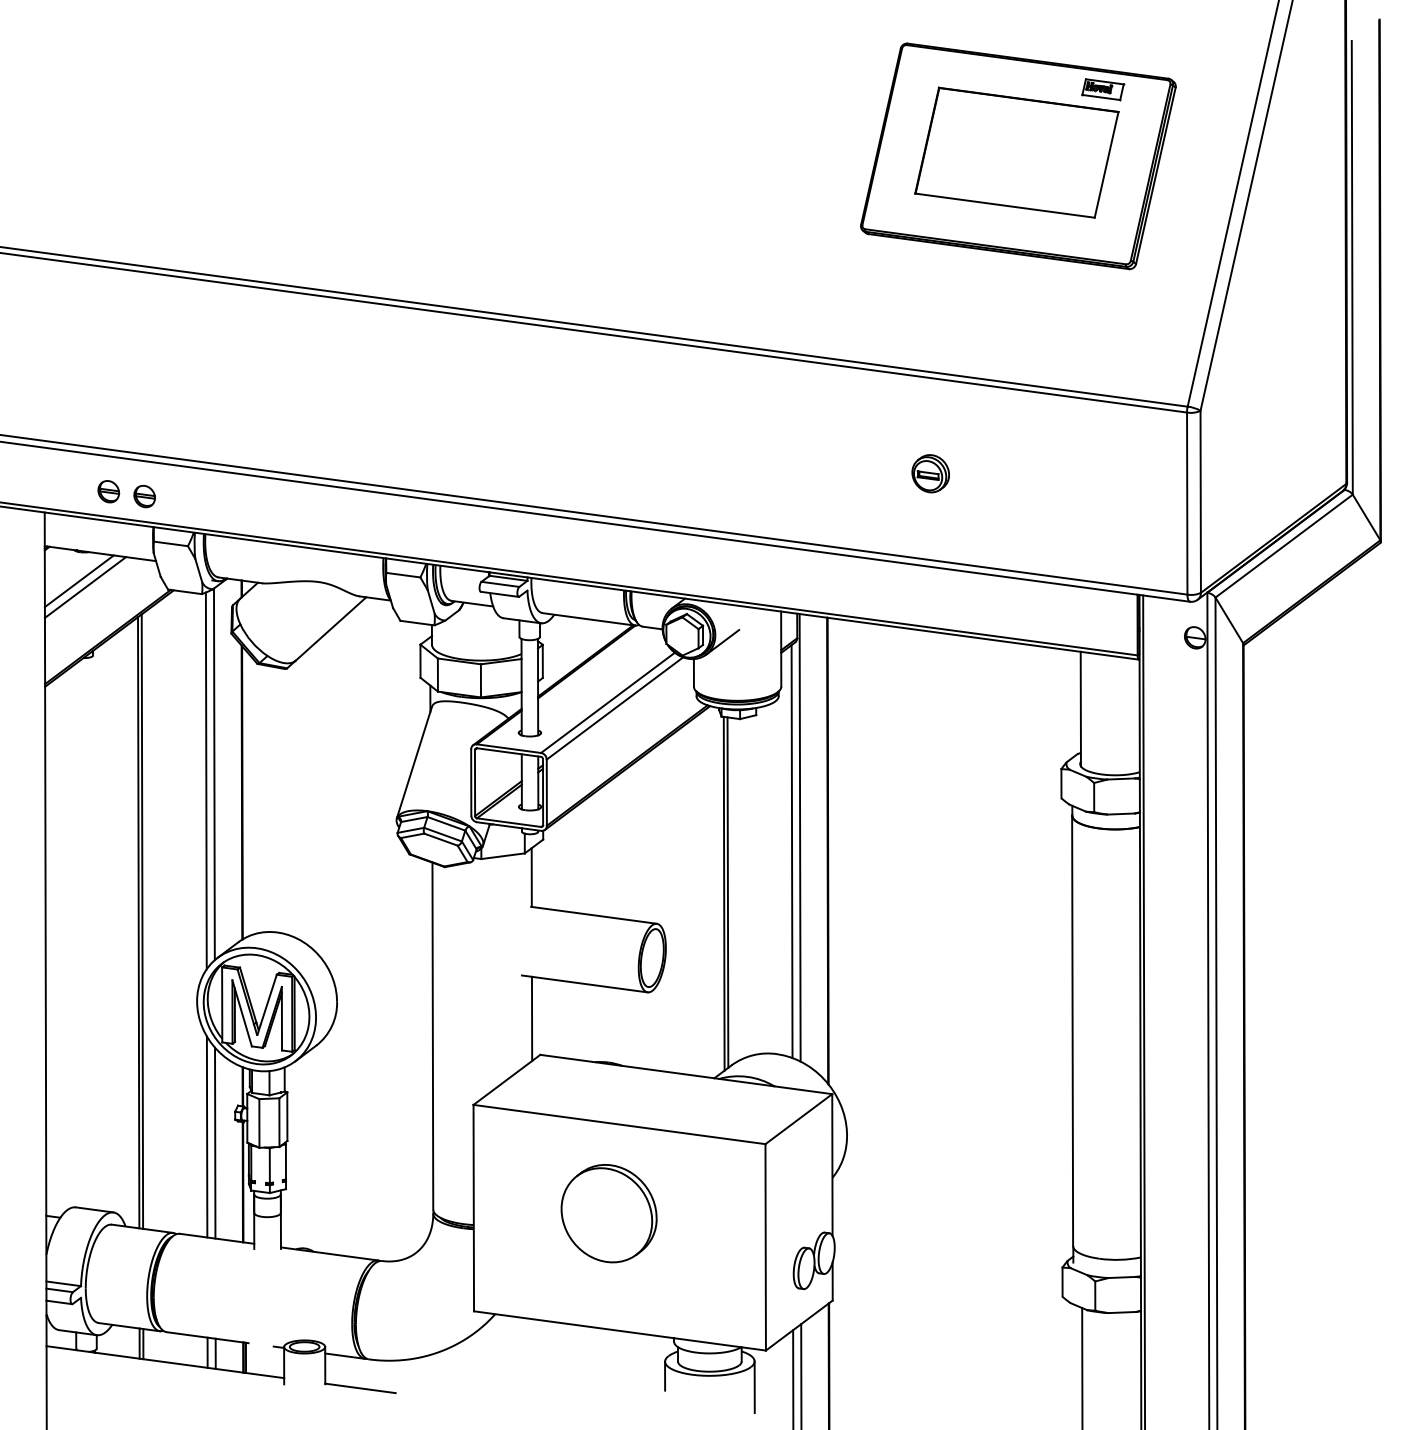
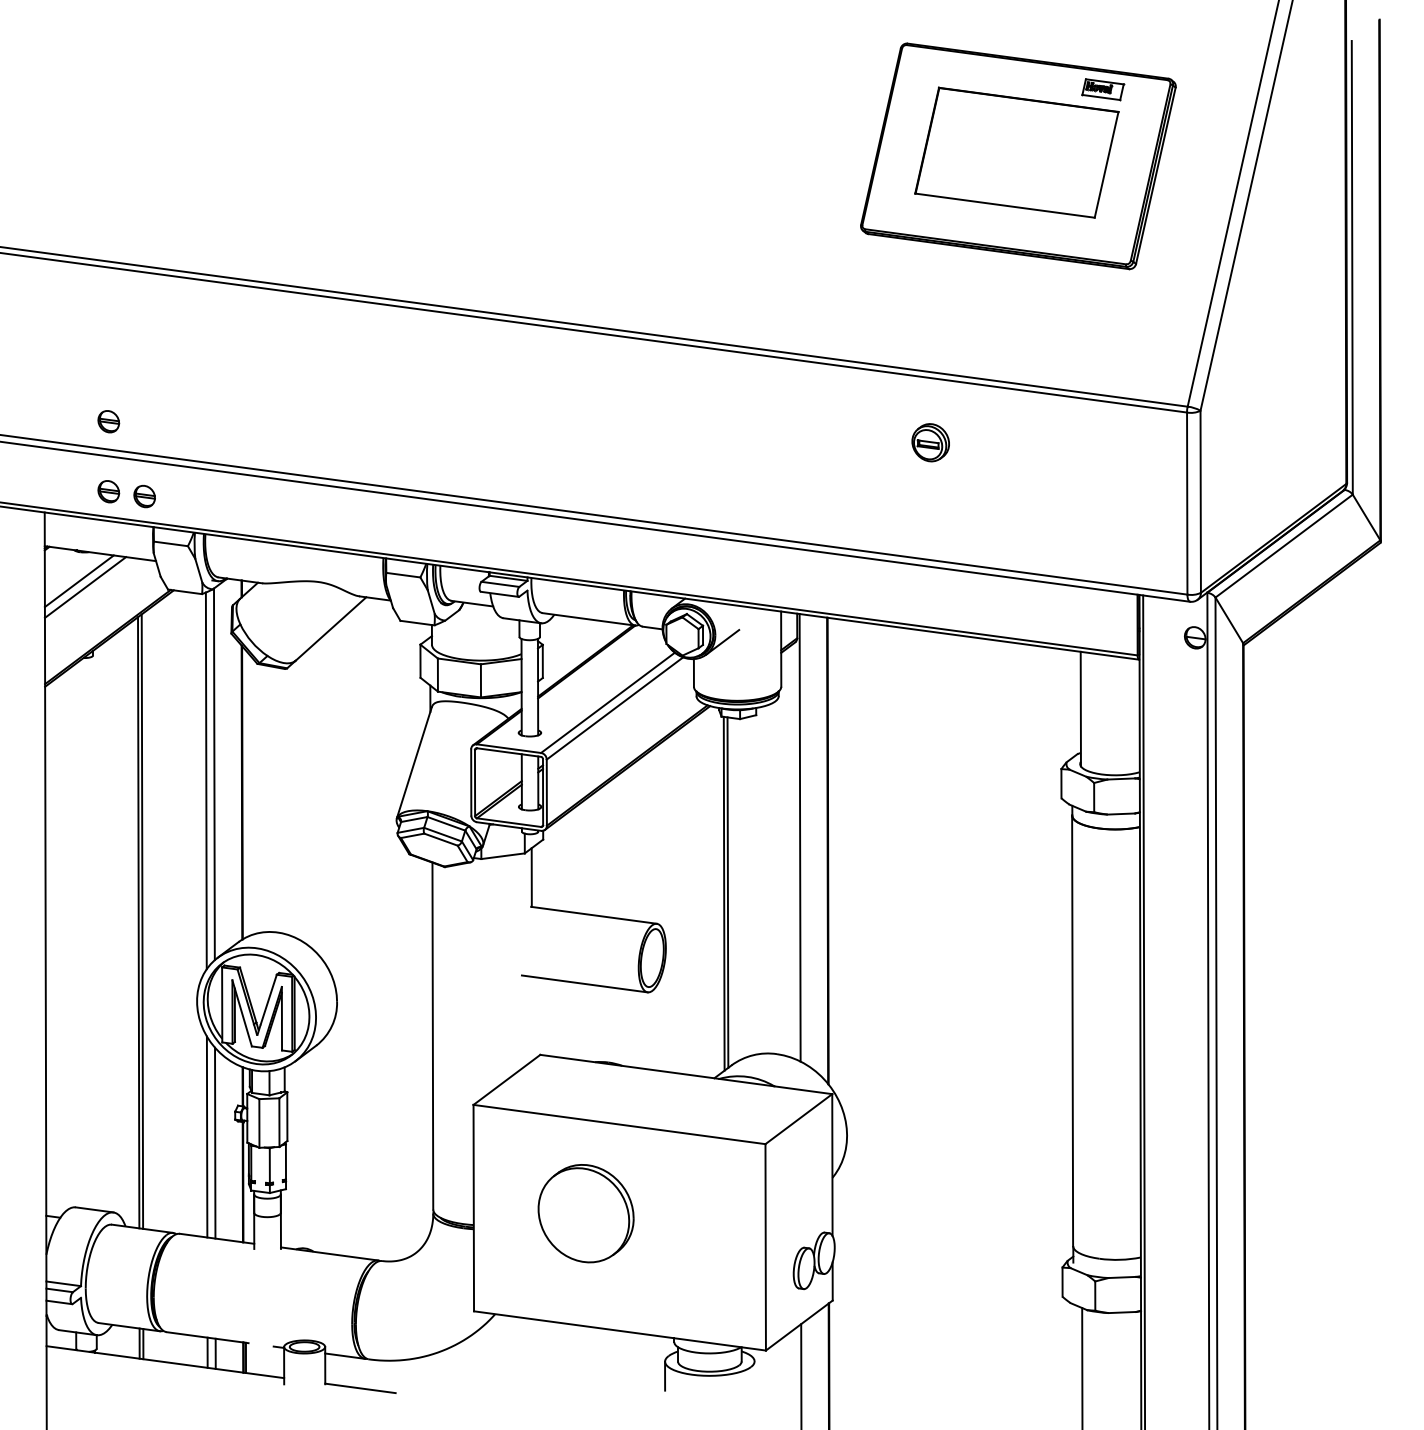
part: none -> present (108, 421)
part position: (930, 473) -> (930, 442) (930, 442)
line: present -> none (791, 851)
line: present -> none (531, 1018)
part position: (608, 1213) -> (585, 1213) (585, 1213)
line: present -> none (793, 1378)
line: present -> none (754, 1387)
